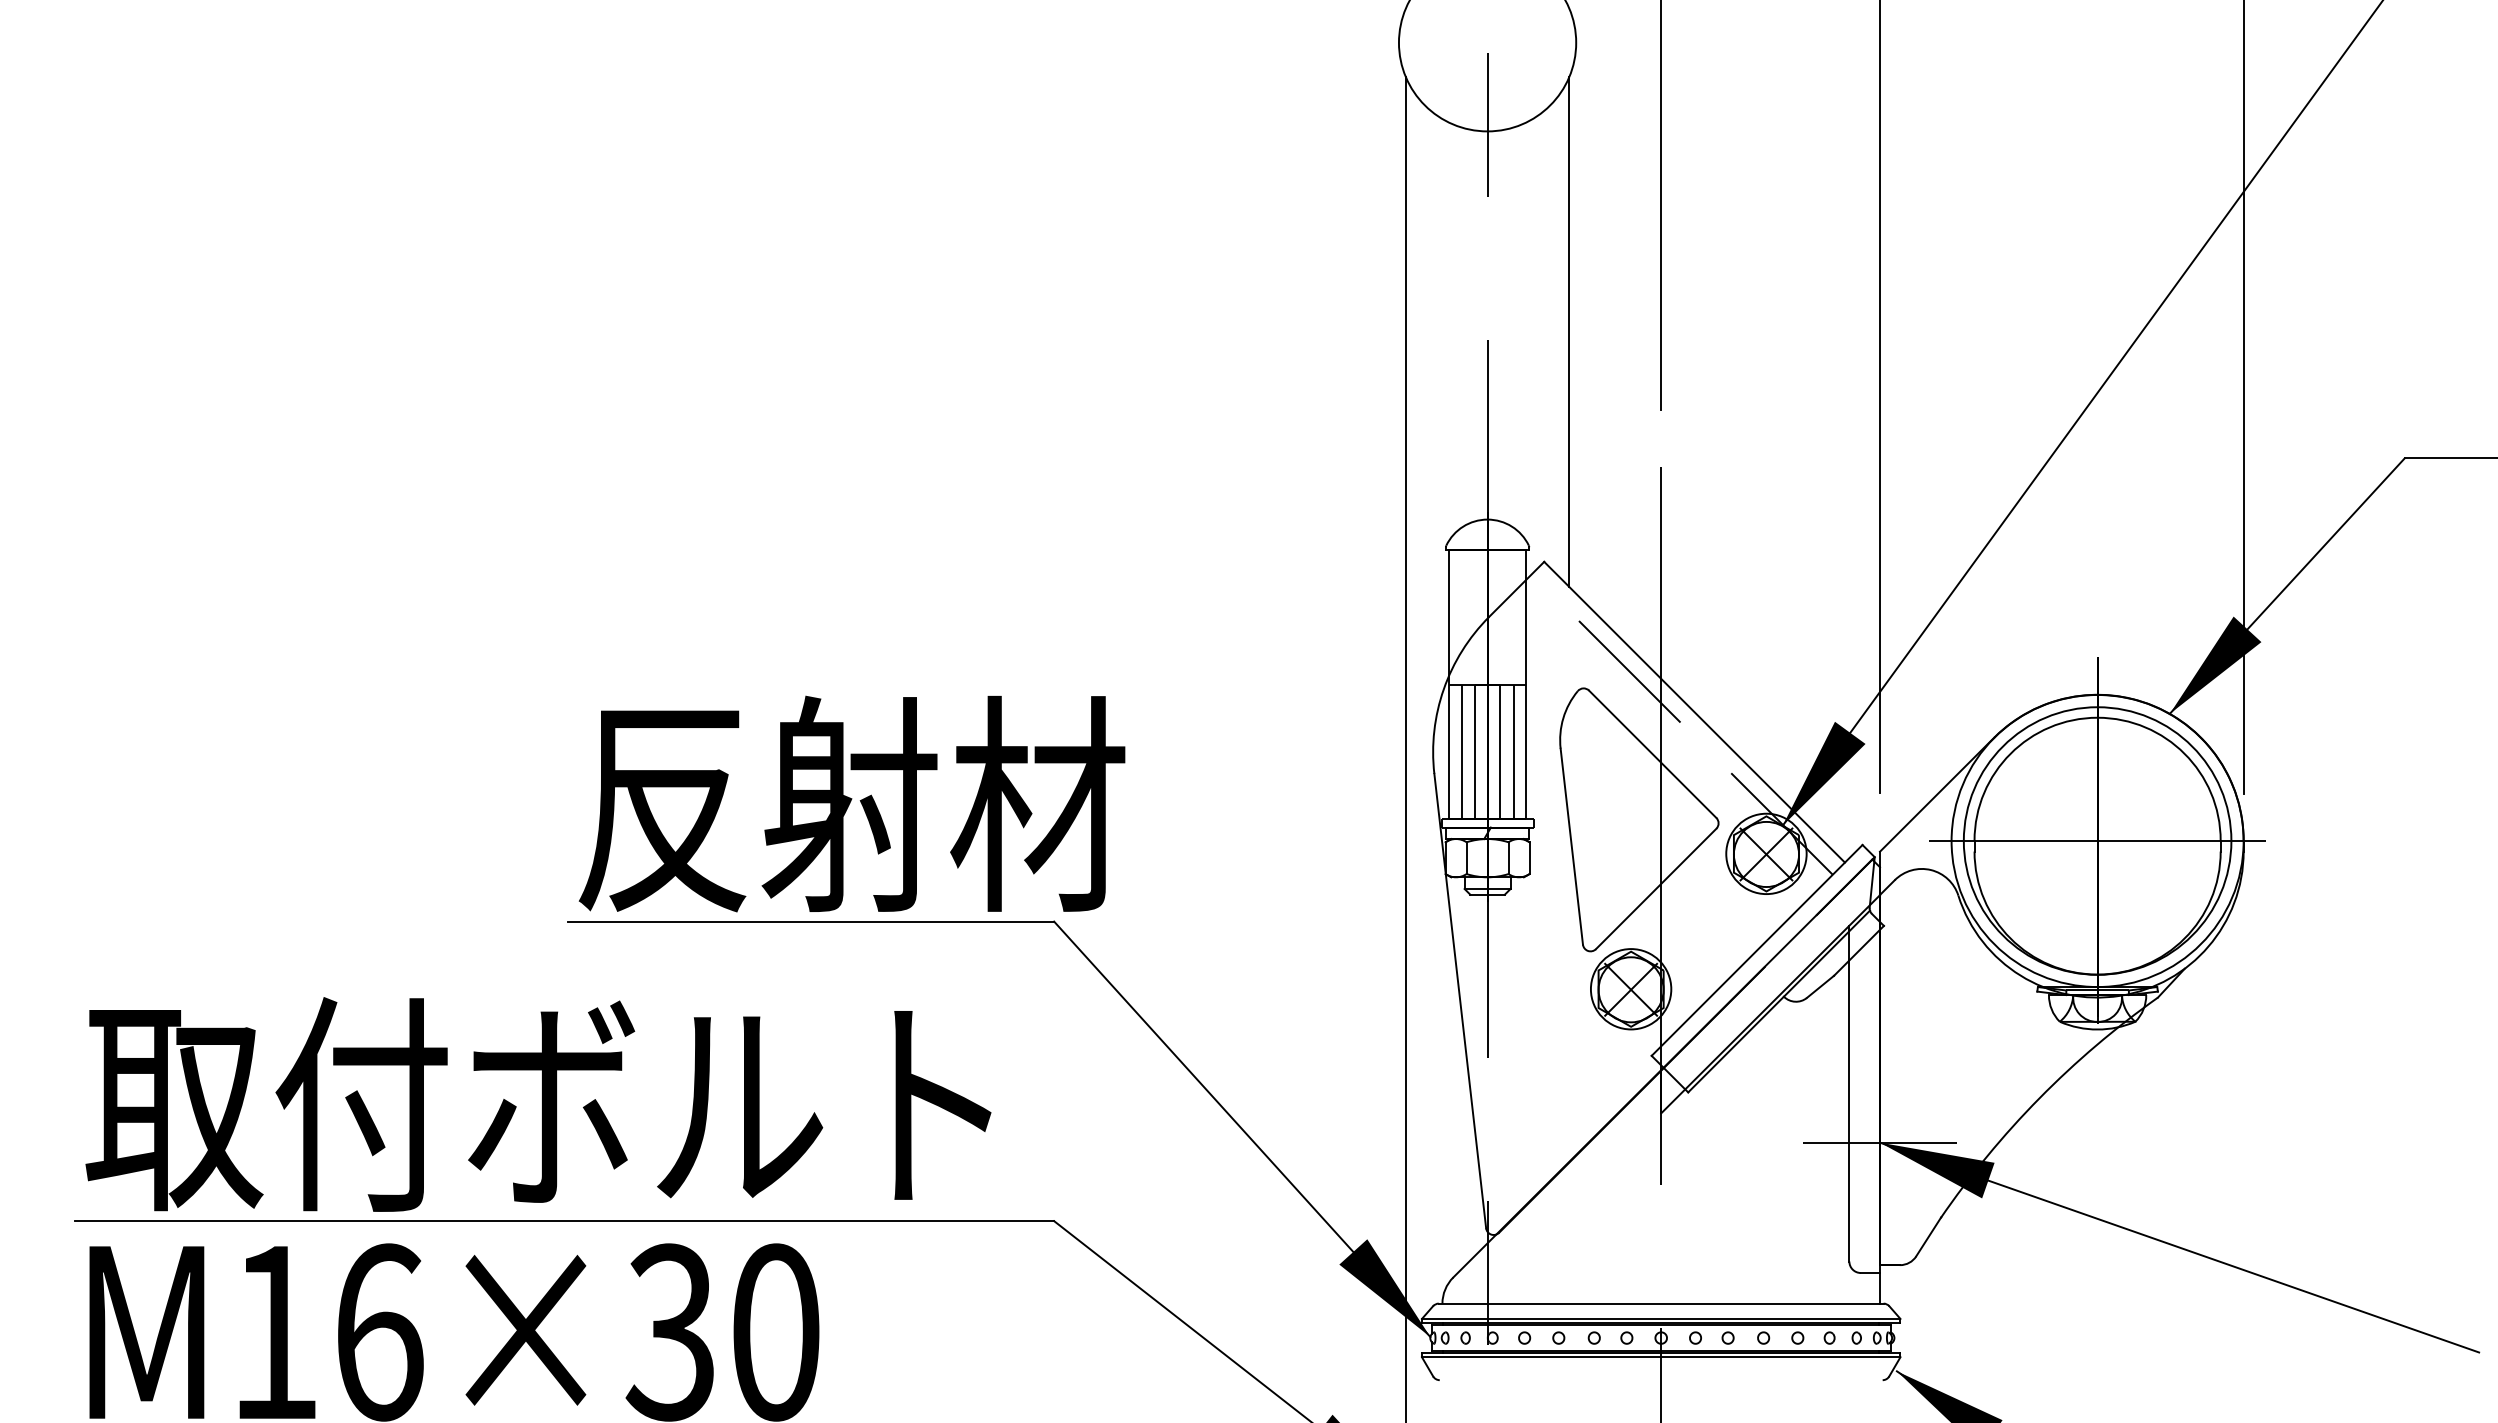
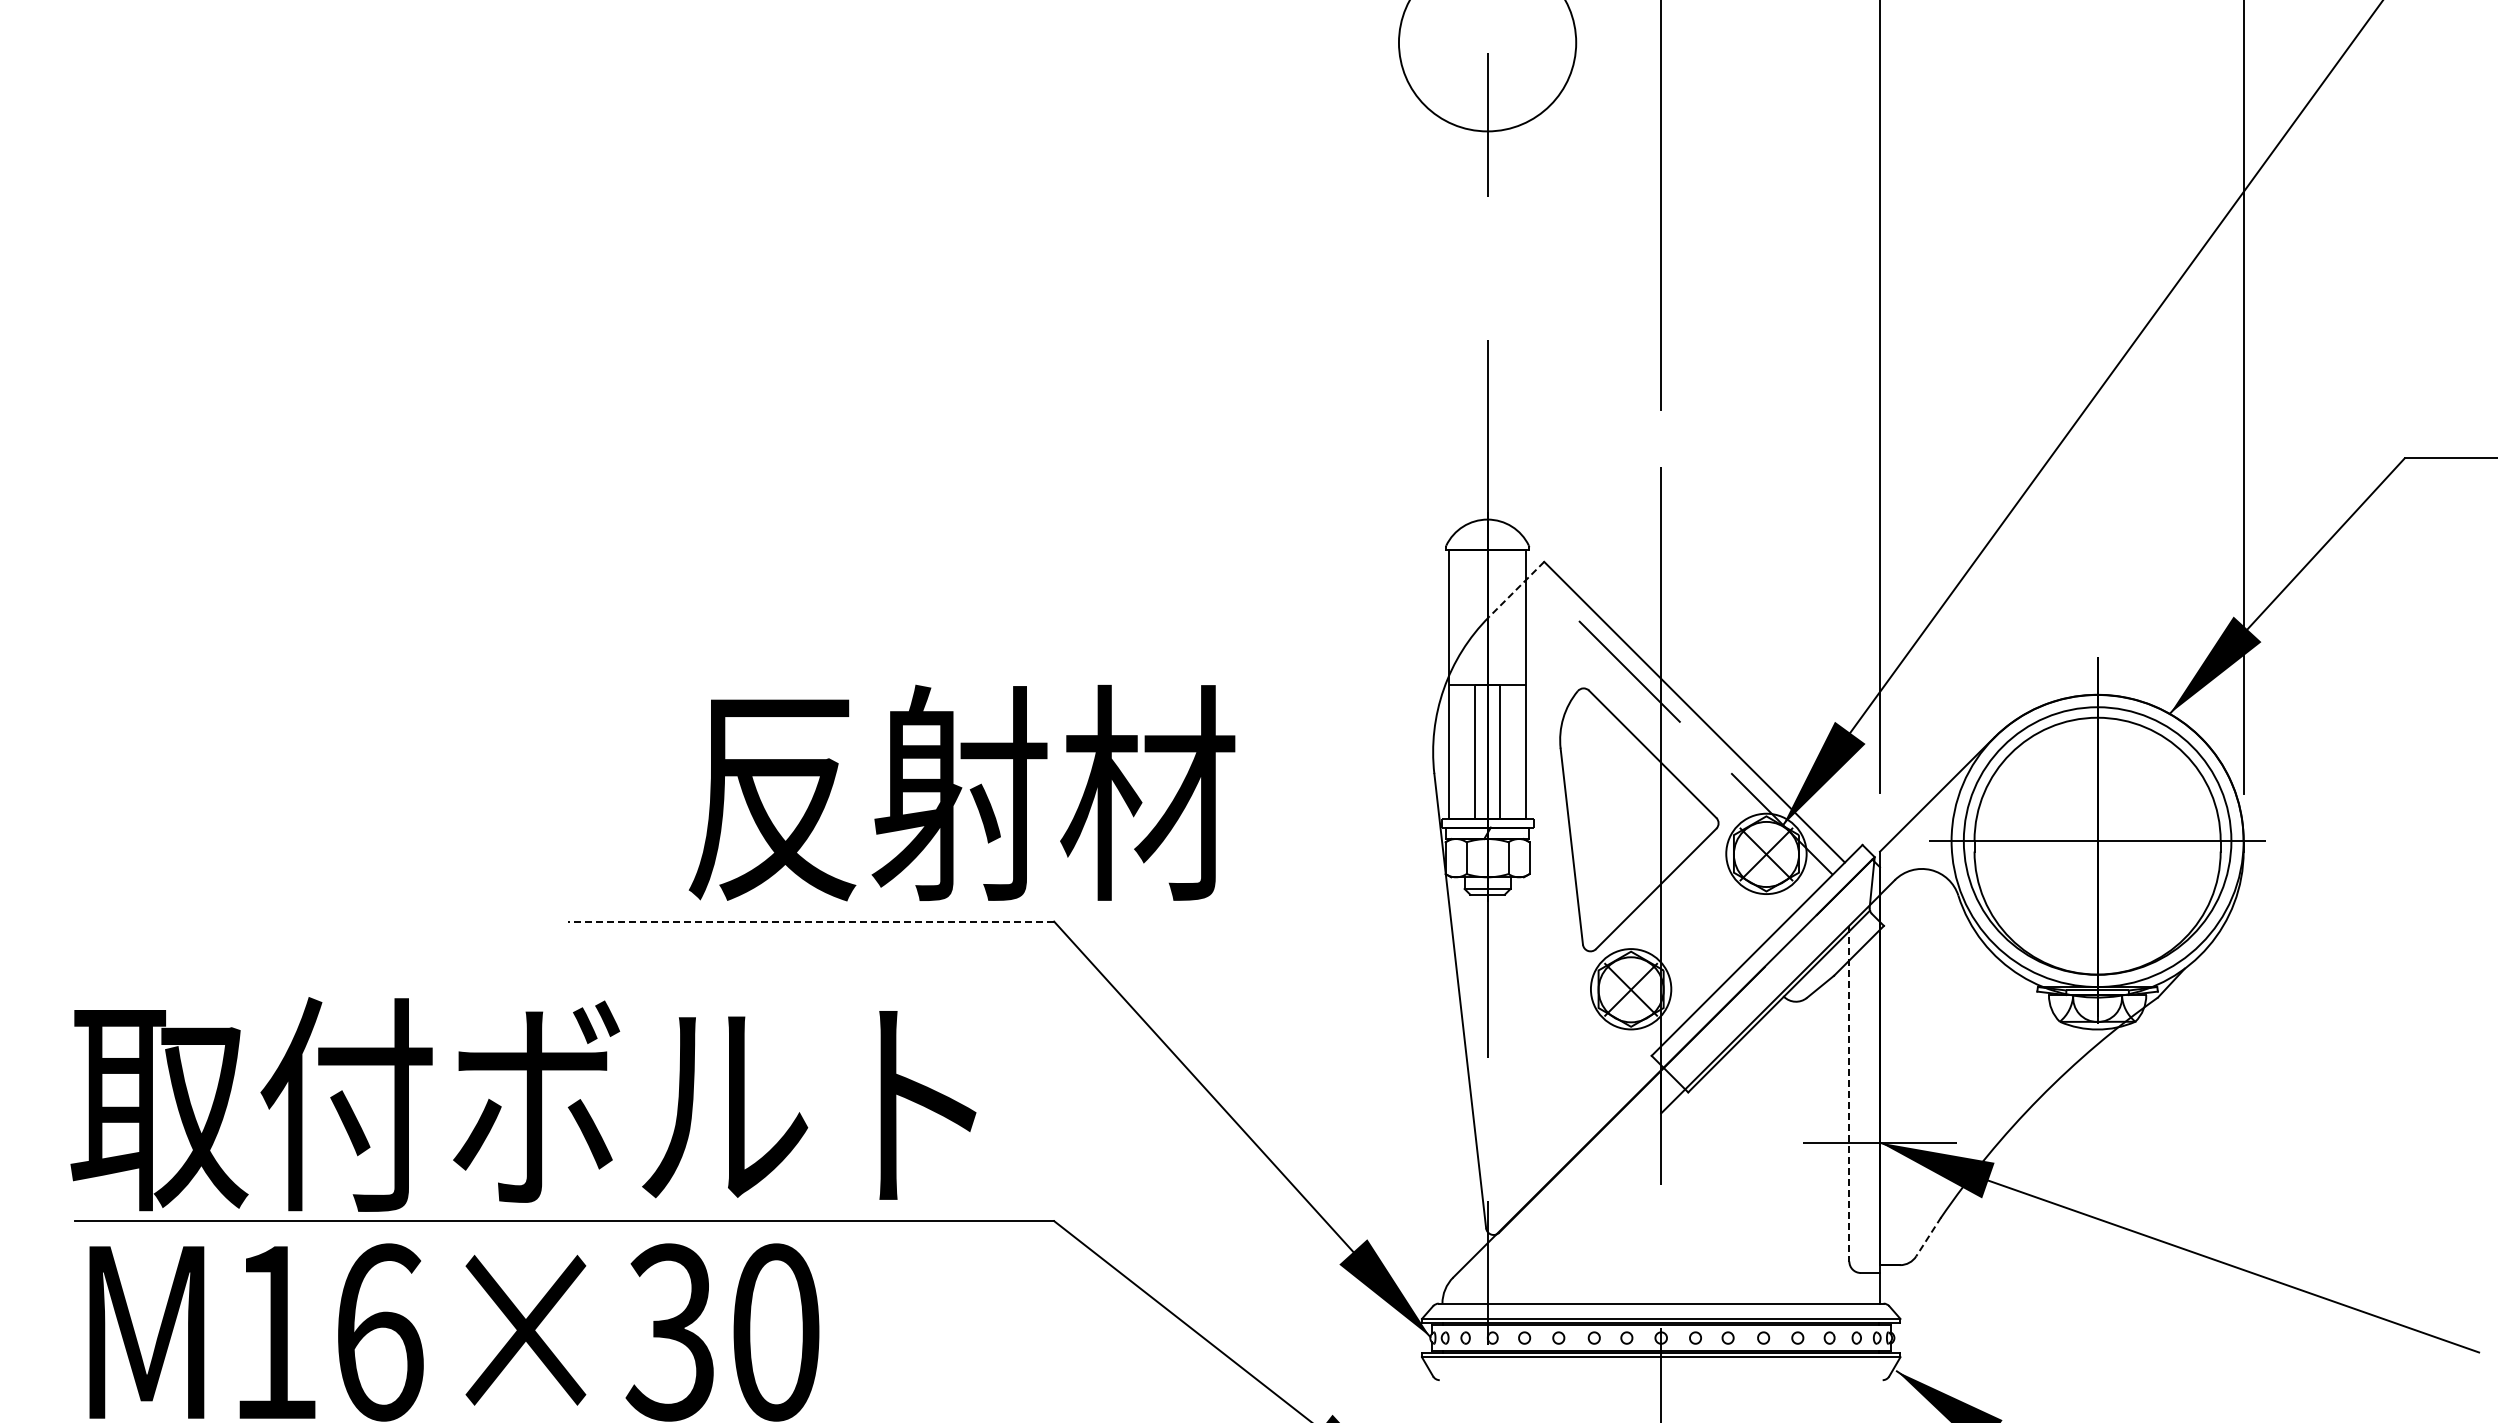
line: present -> none (1569, 331)
line: solid -> dashed (1516, 589)
line: present -> none (1405, 748)
line: present -> none (1461, 751)
line: present -> none (1513, 751)
text position: (851, 803) -> (961, 792) (961, 792)
line: solid -> dashed (811, 921)
line: solid -> dashed (1849, 1093)
text position: (538, 1104) -> (523, 1104) (523, 1104)
line: solid -> dashed (1928, 1237)
